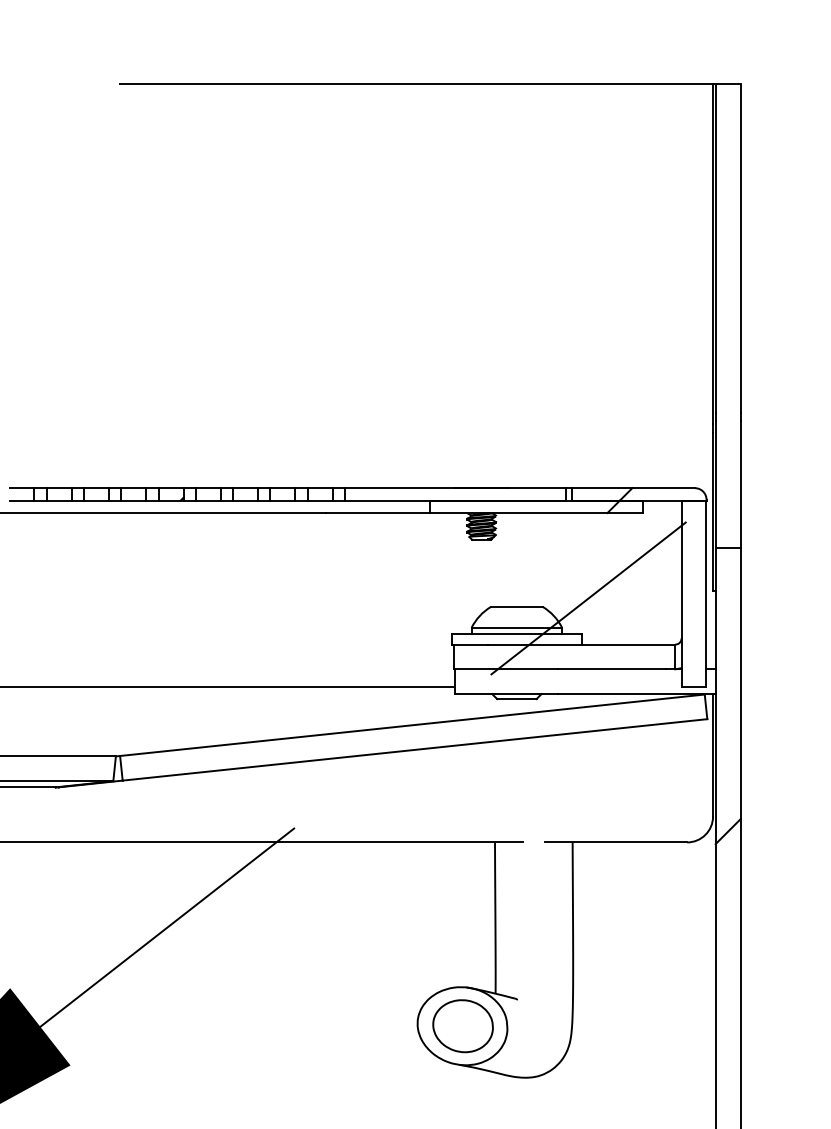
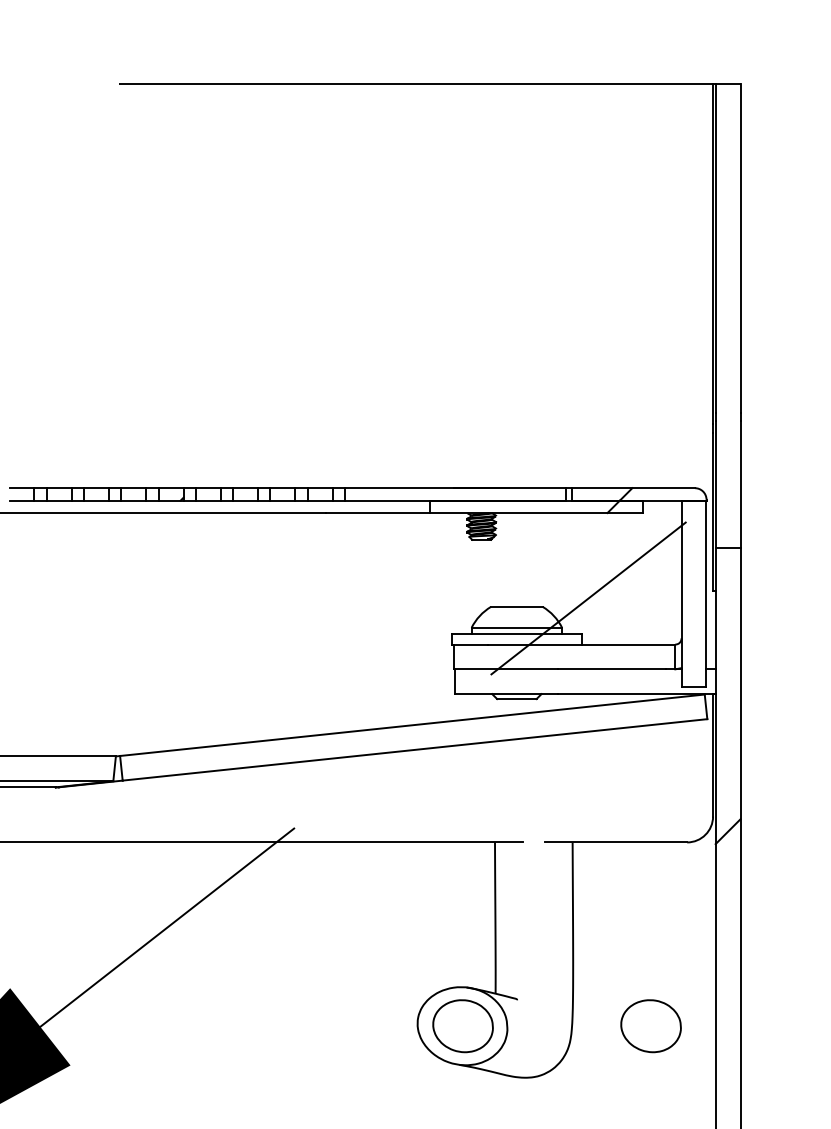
line: present -> none (228, 686)
part: none -> present (650, 1026)
